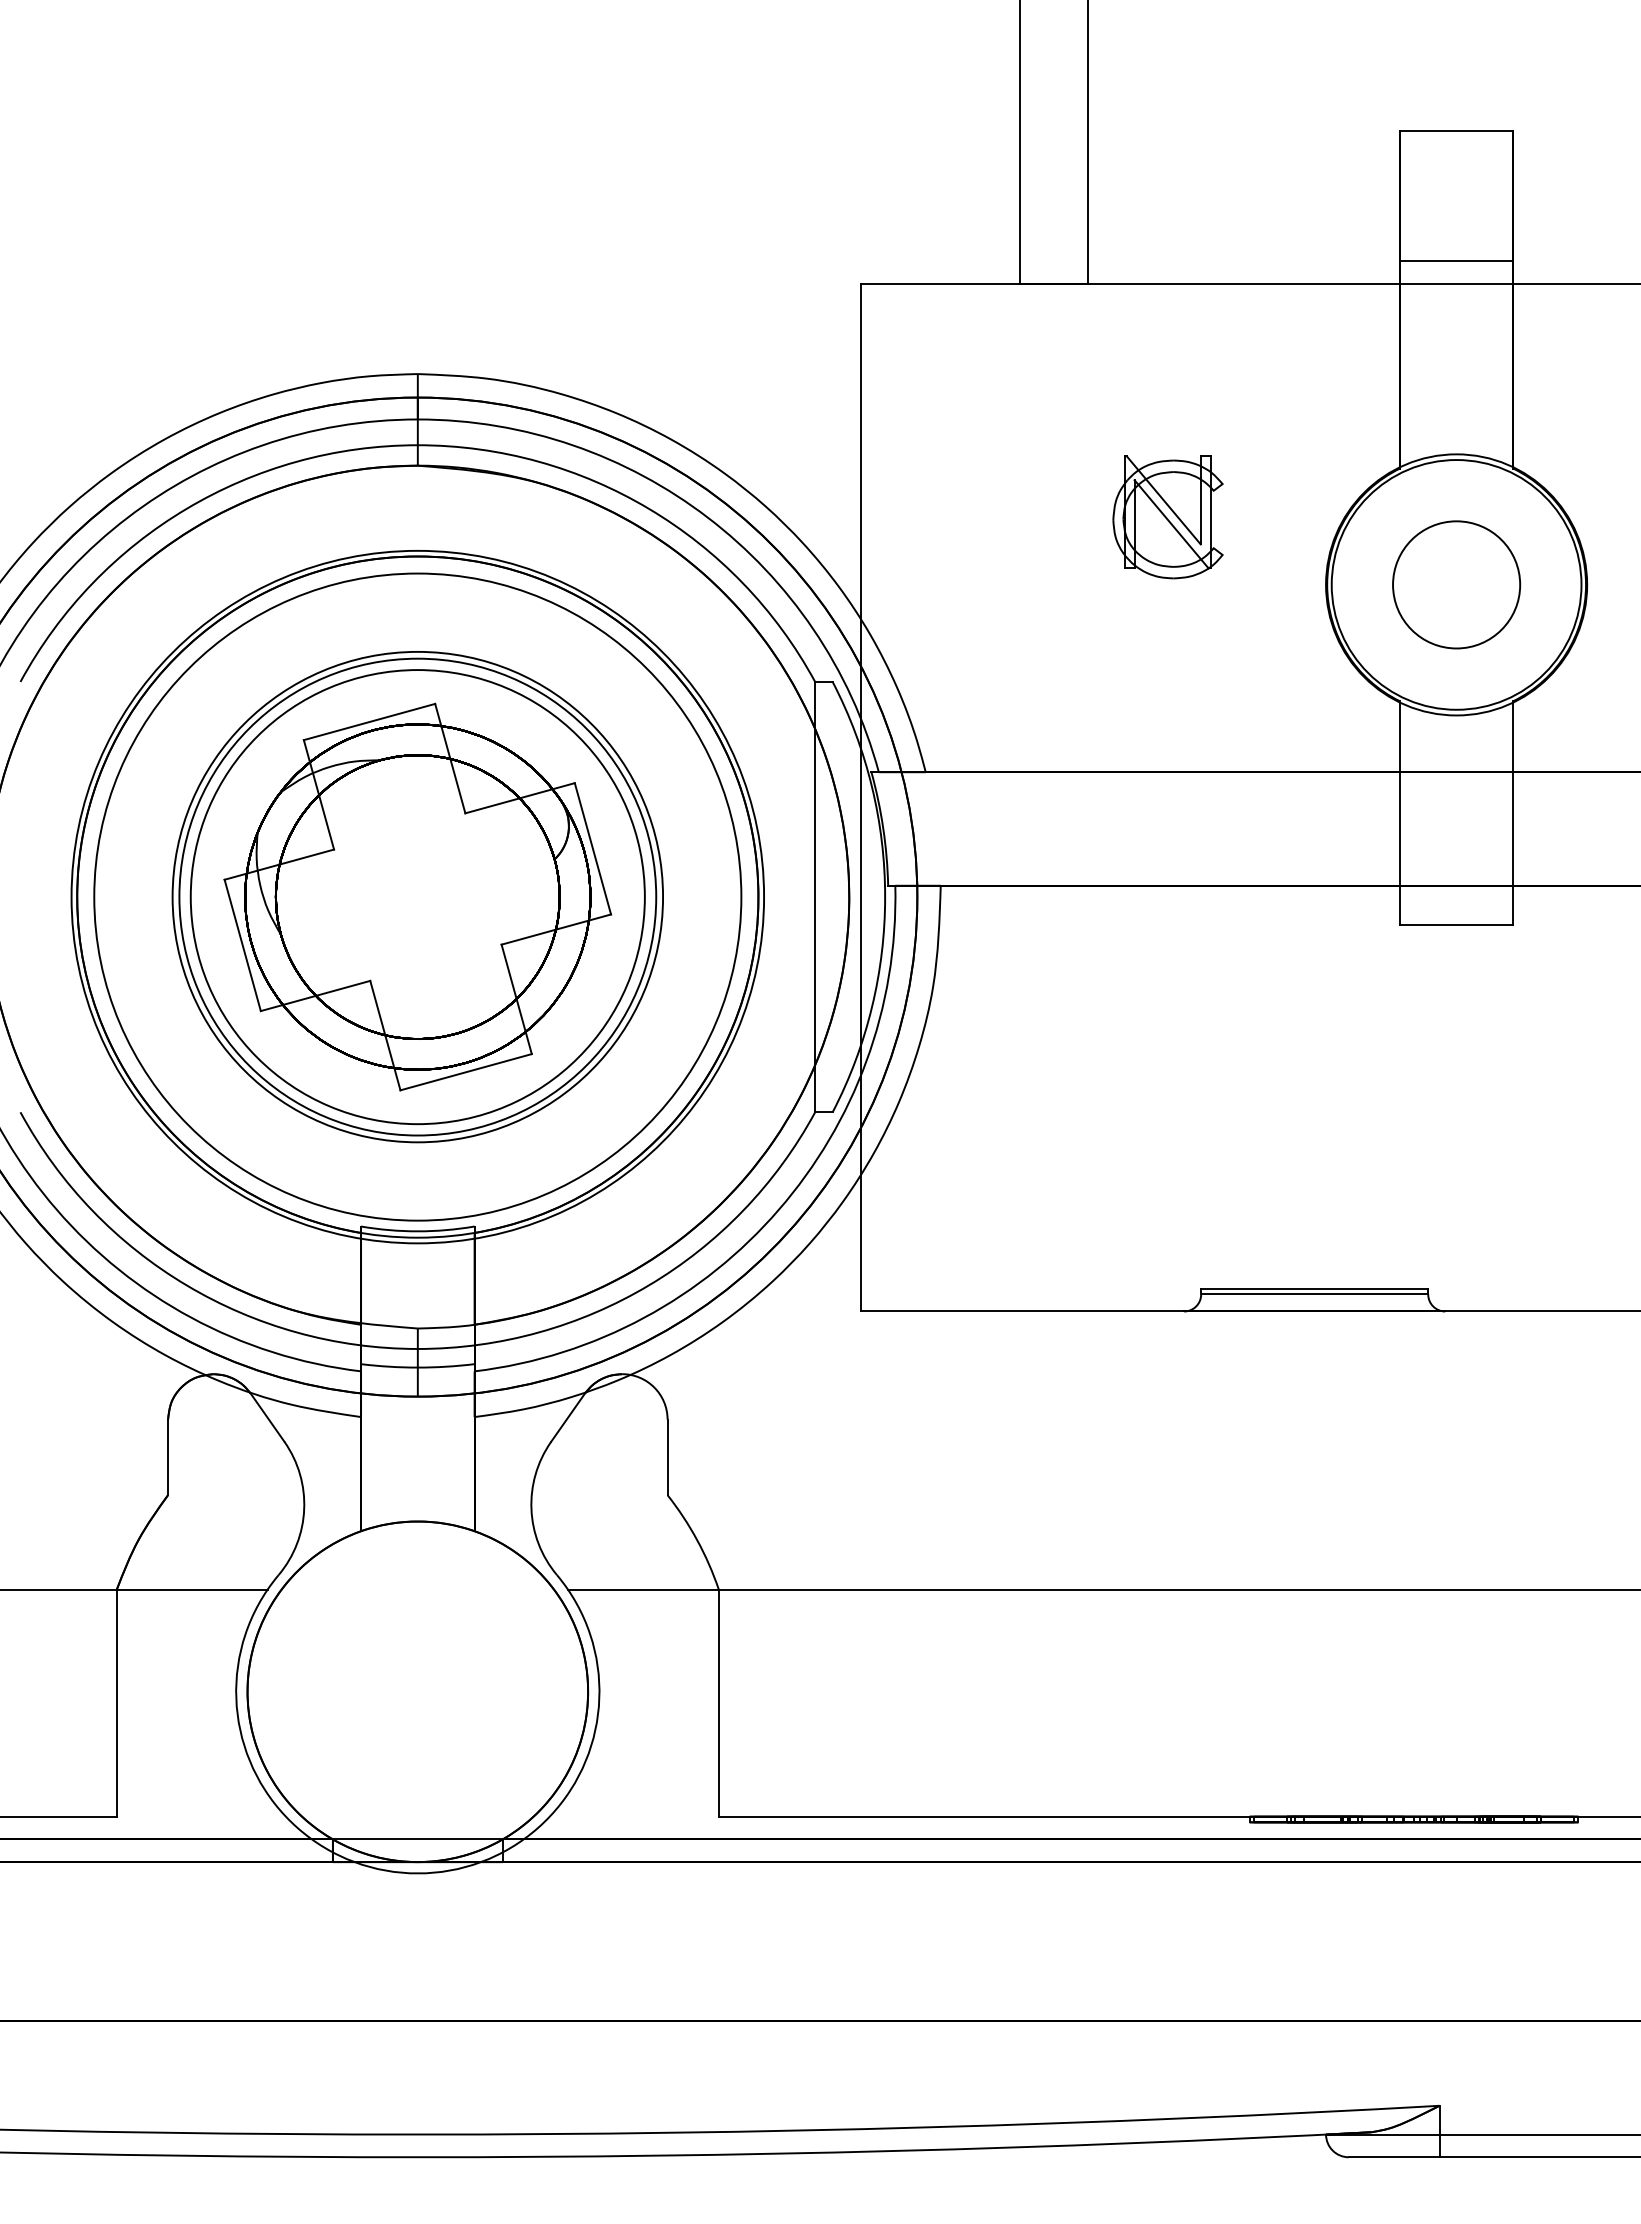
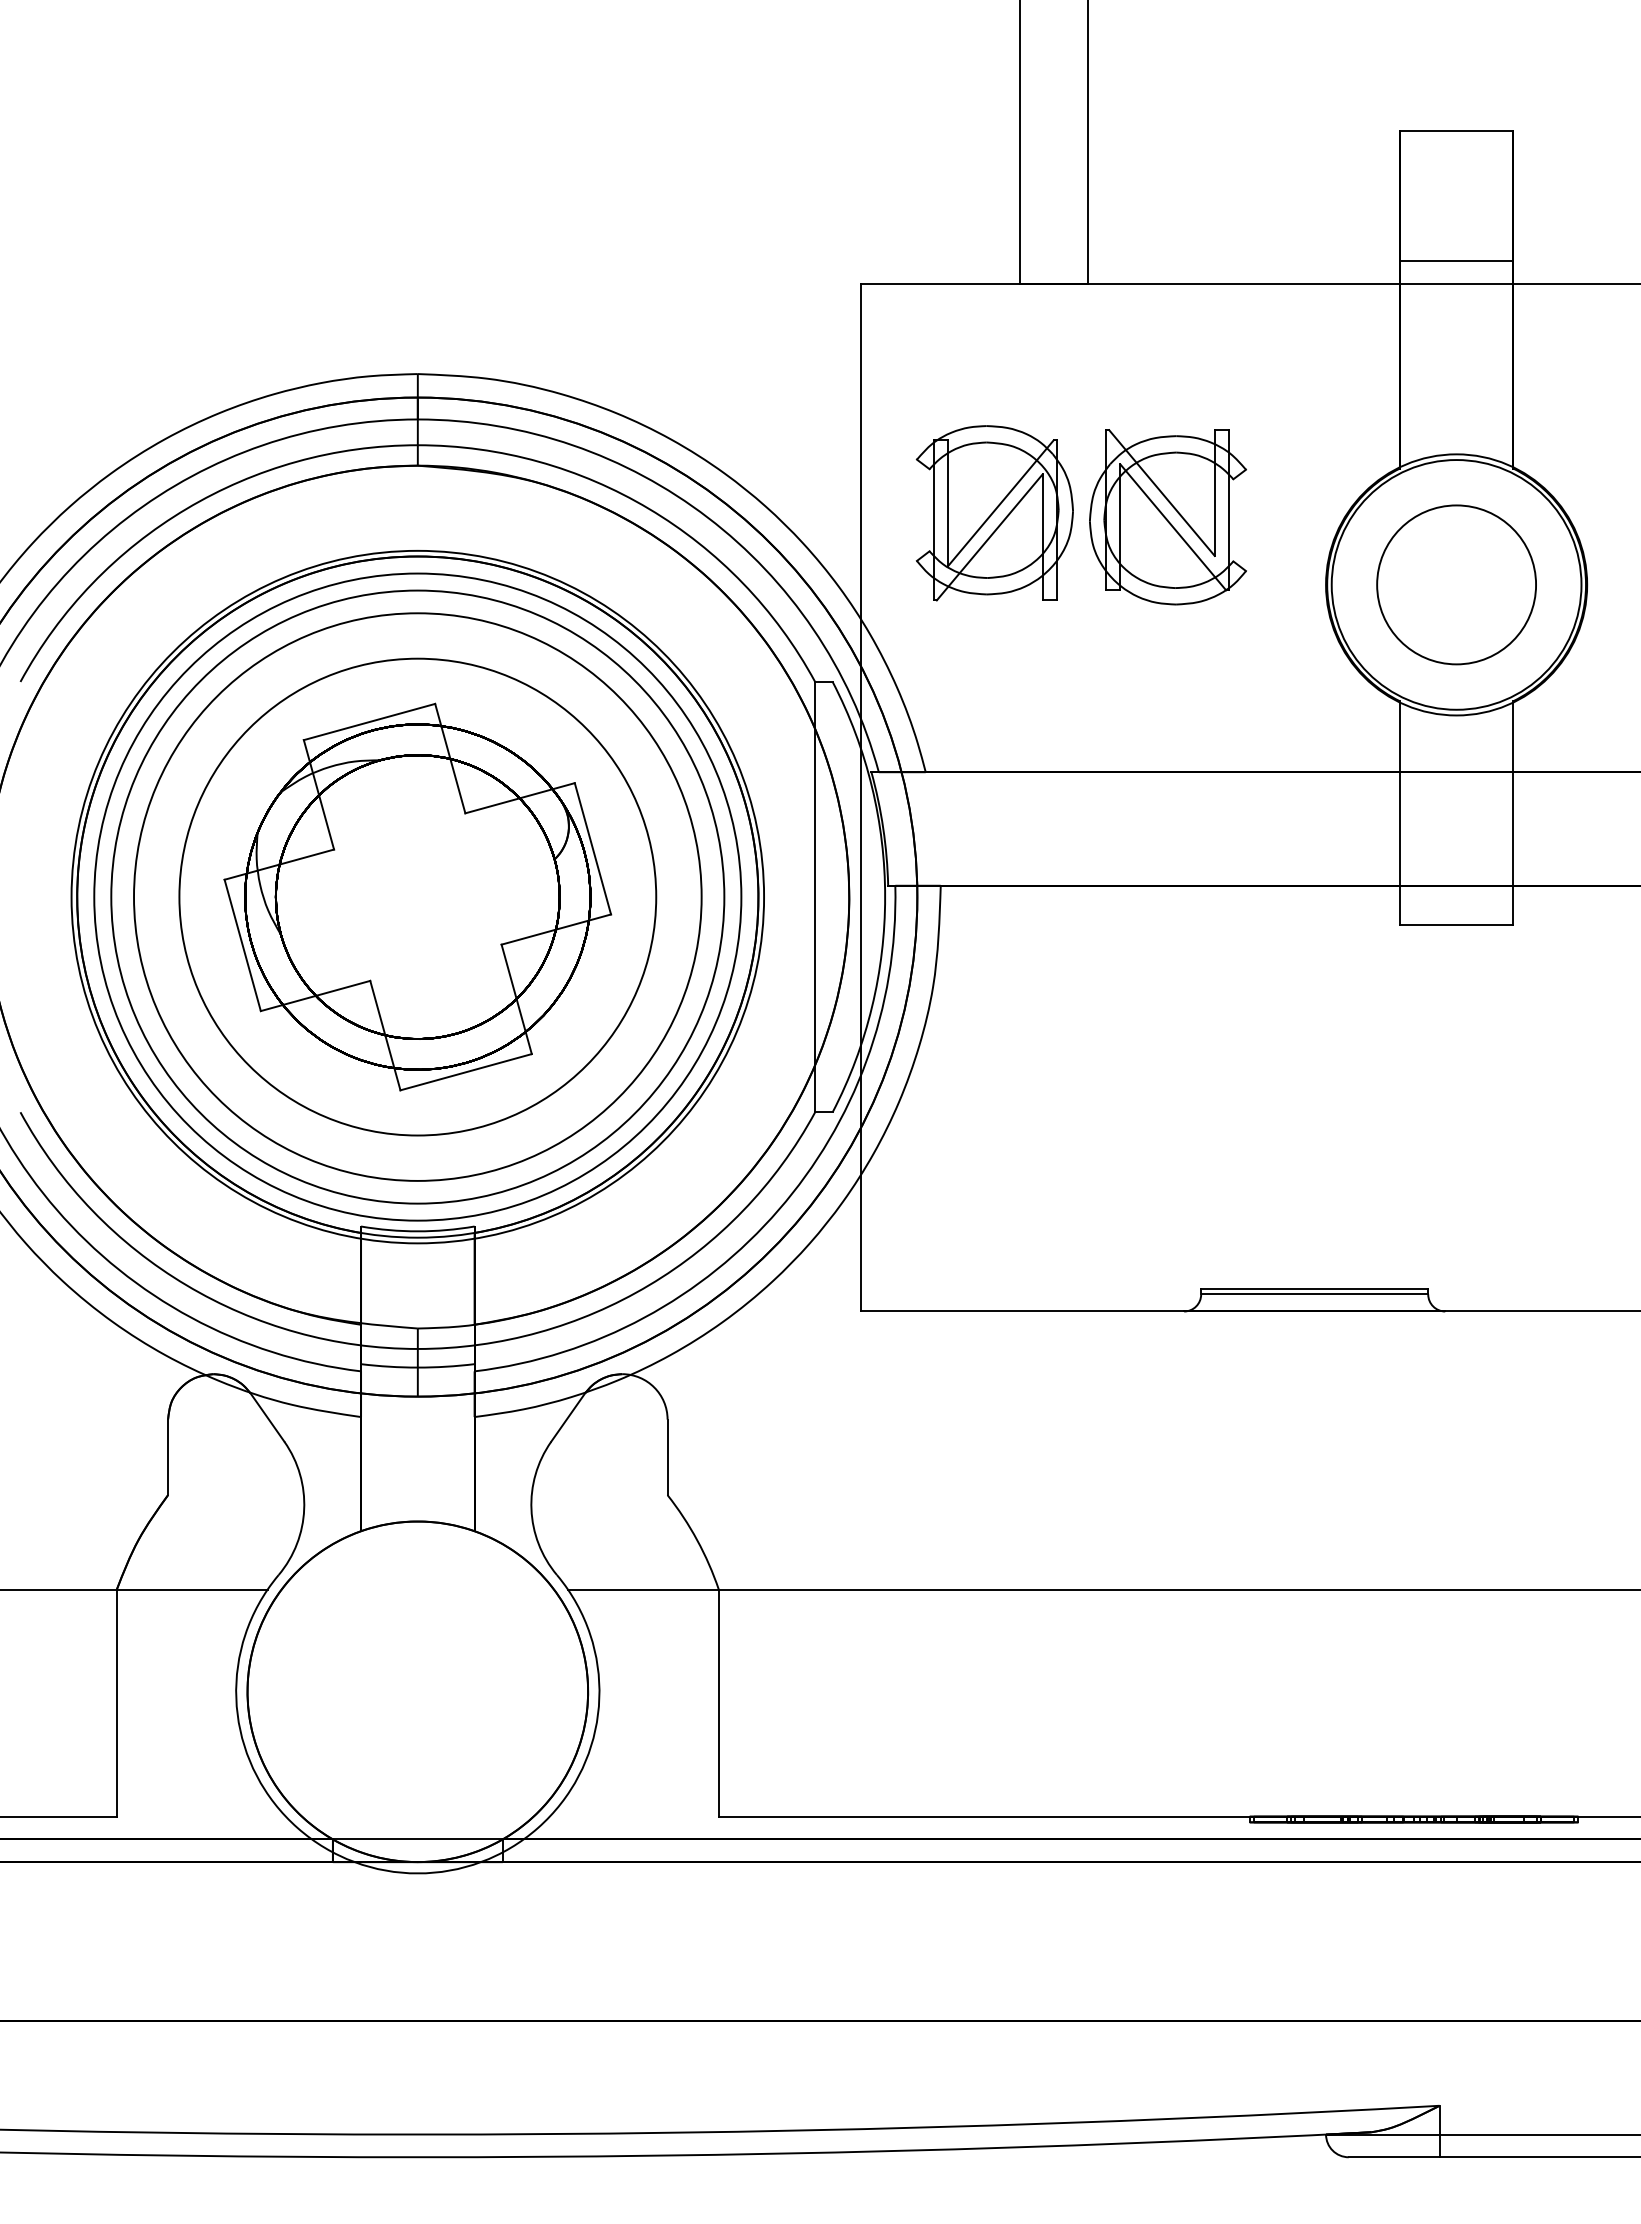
part: none -> present (994, 513)
part size: 112x125 px -> 158x177 px (1167, 517)
circle diameter: 127 px -> 159 px (1456, 584)
circle diameter: 490 px -> 613 px (417, 896)
circle diameter: 454 px -> 568 px (417, 896)
